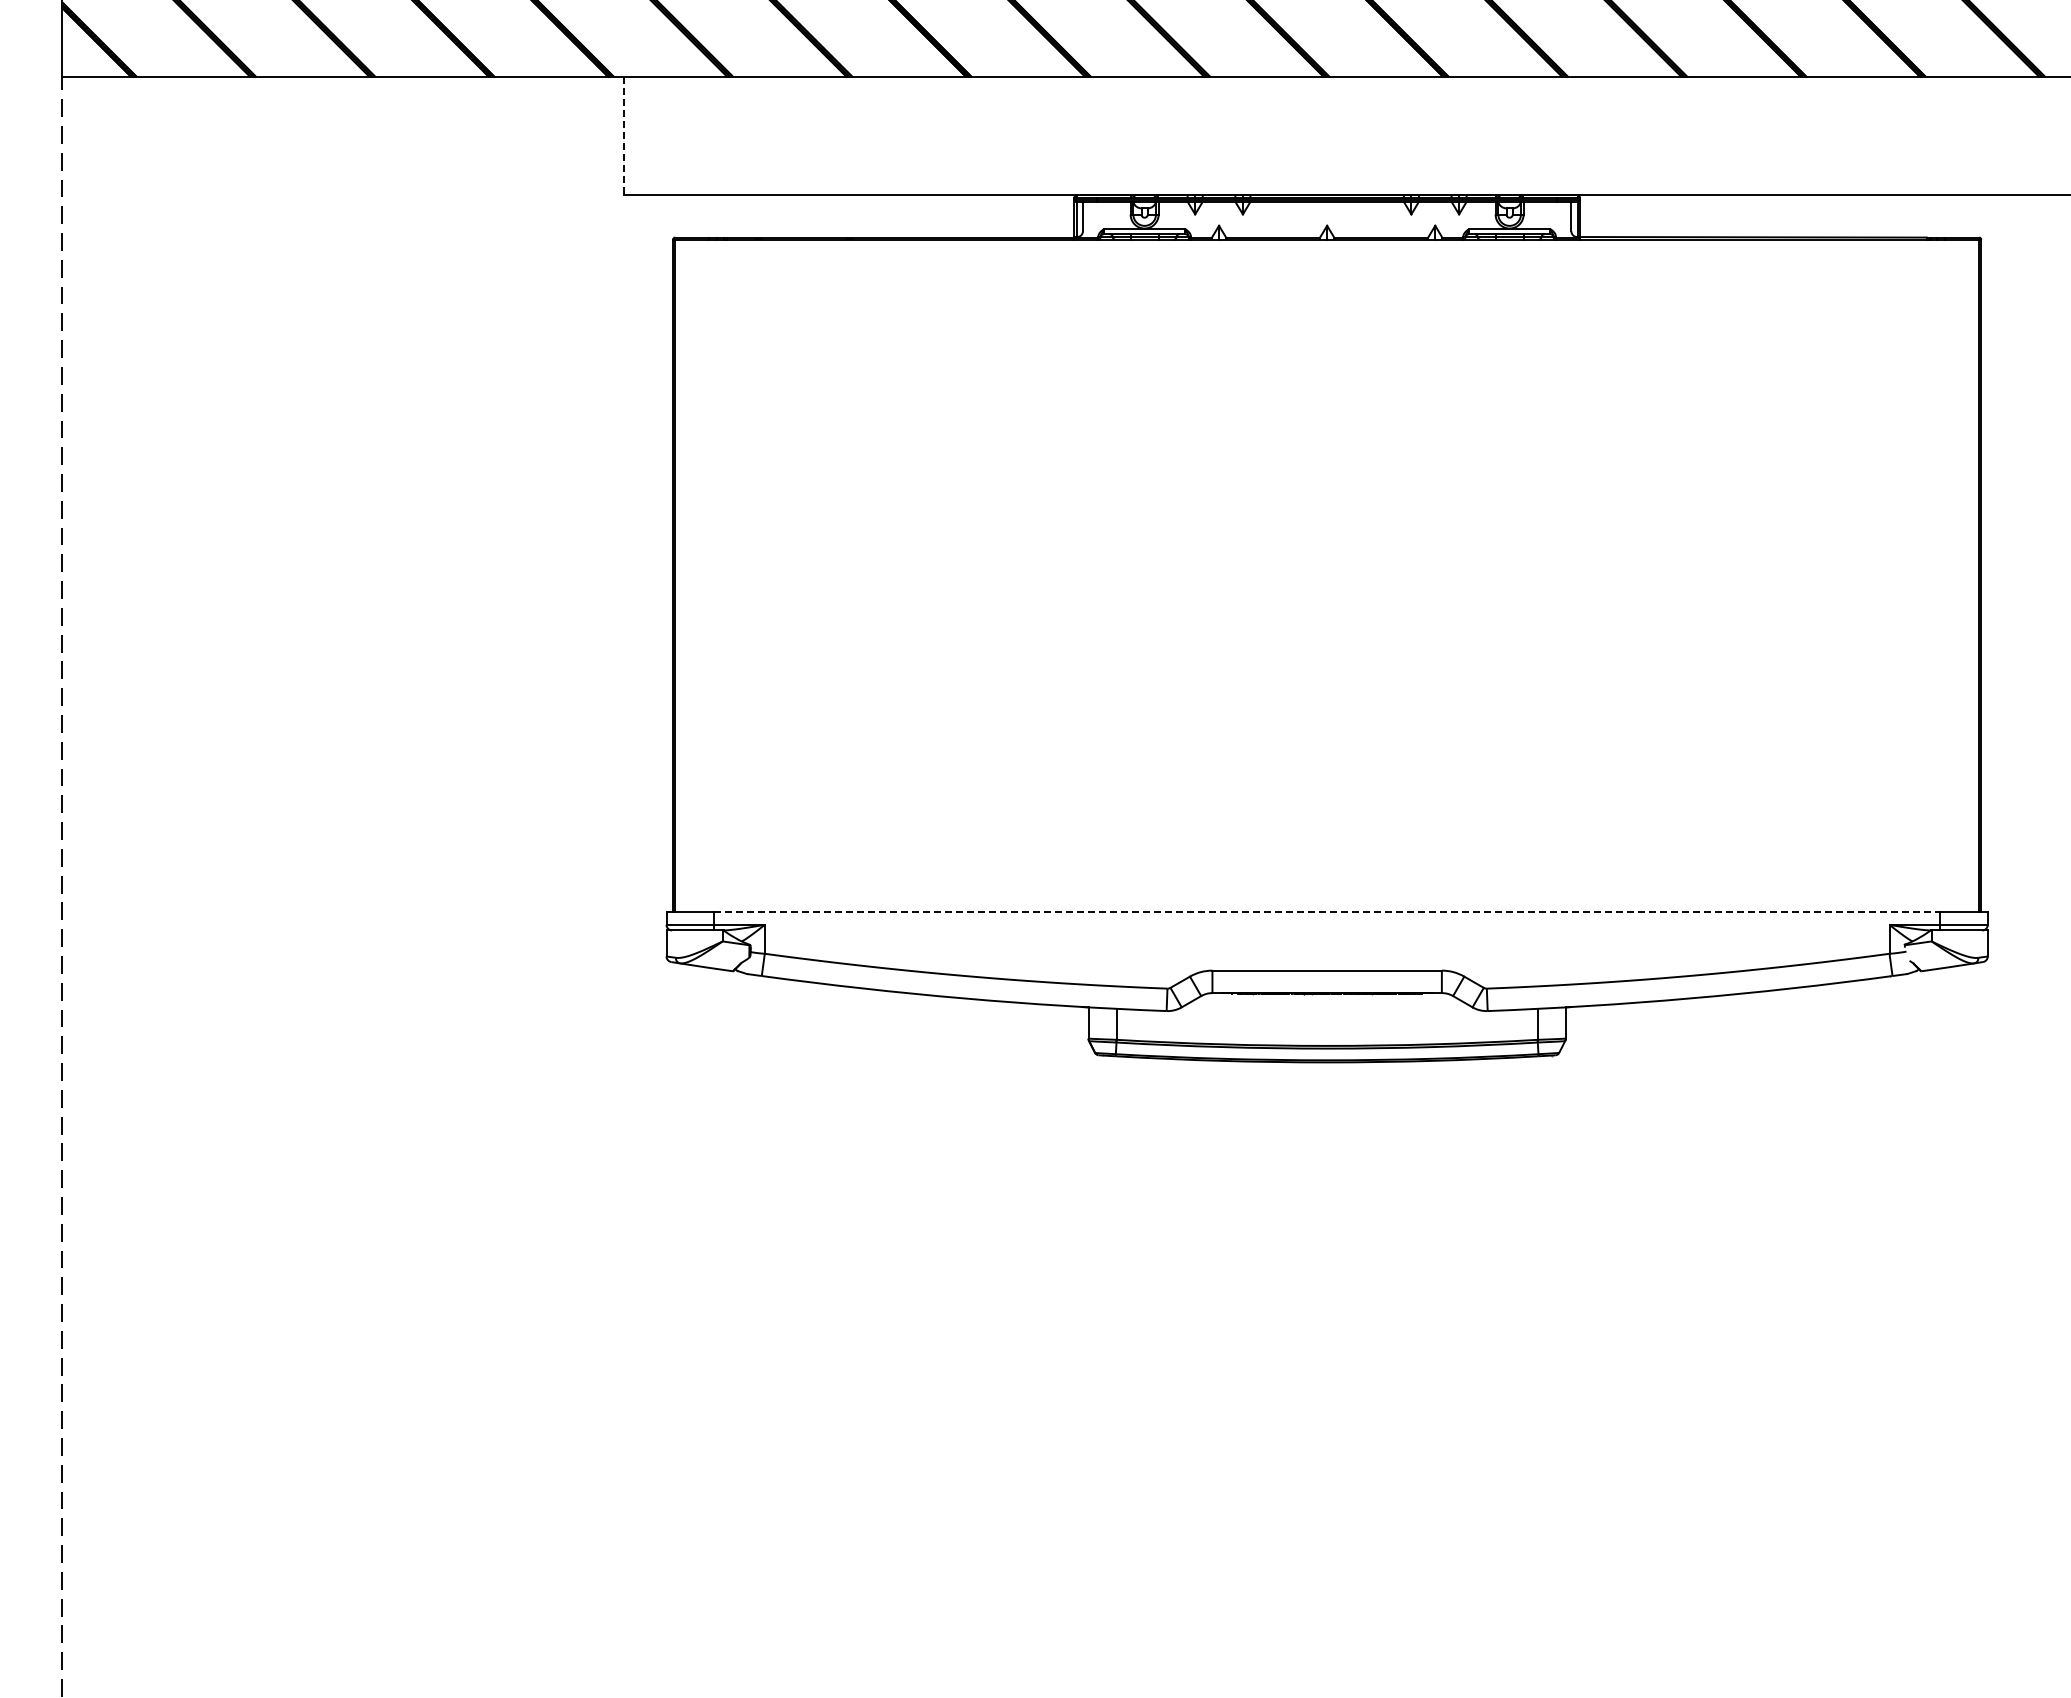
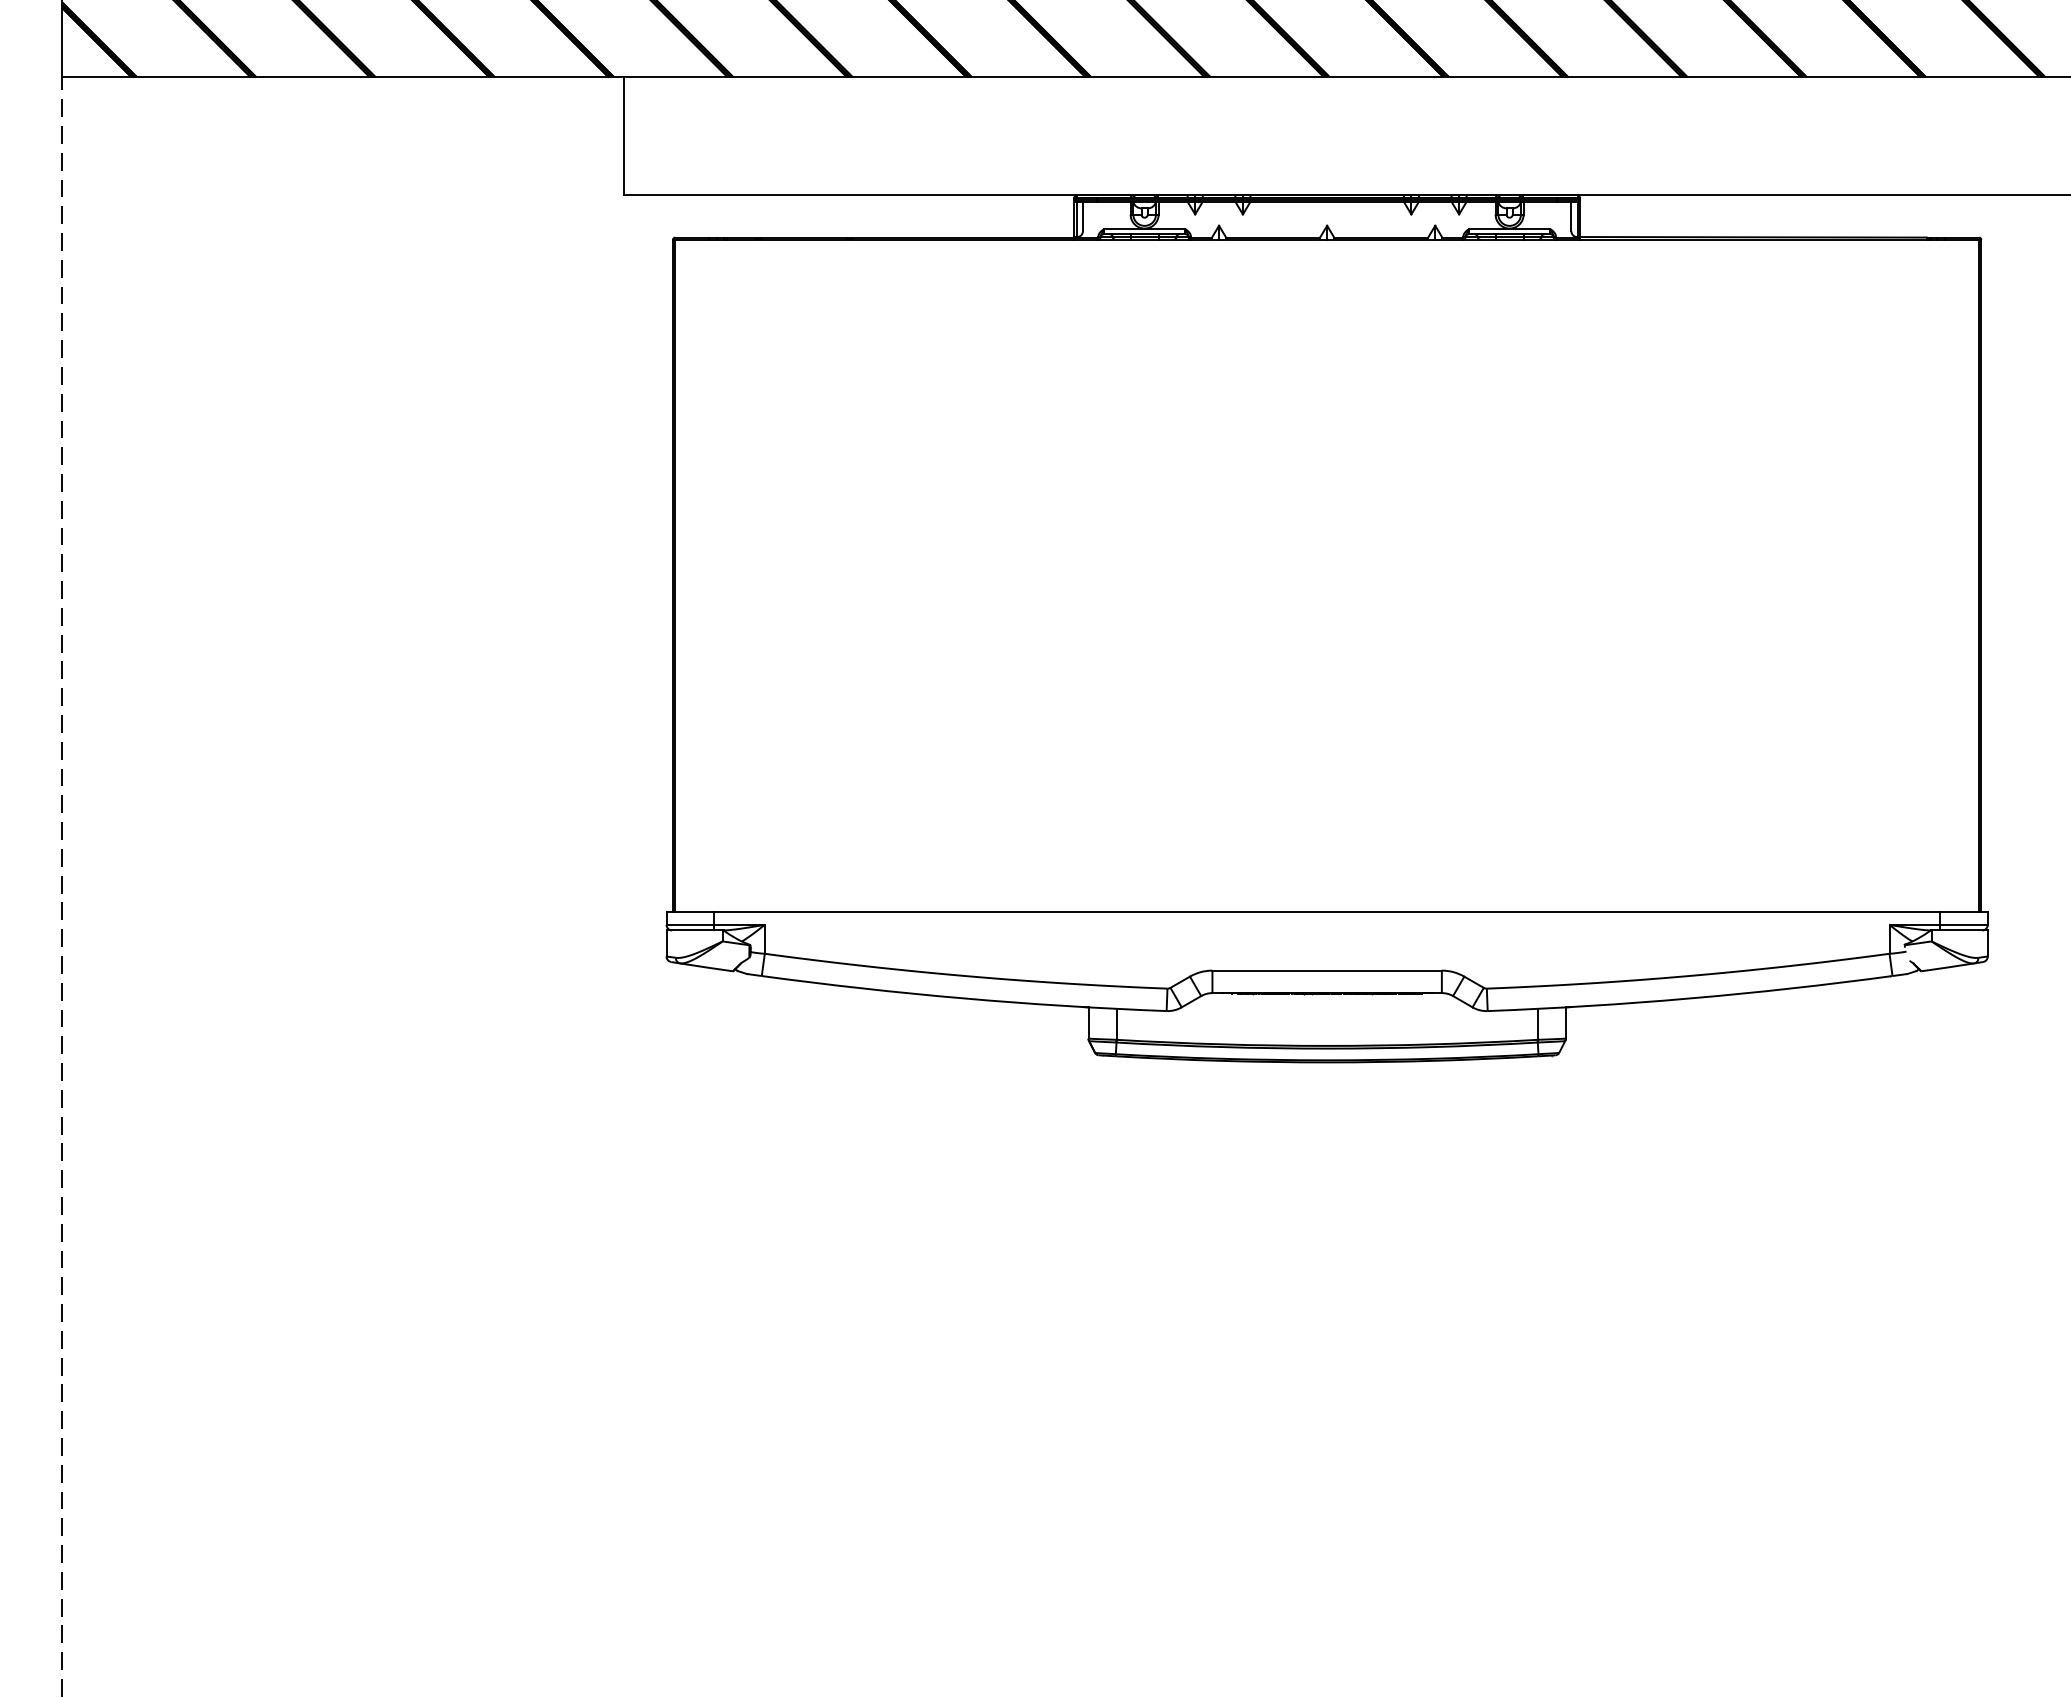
line: dashed -> solid (624, 136)
line: dashed -> solid (1327, 912)
